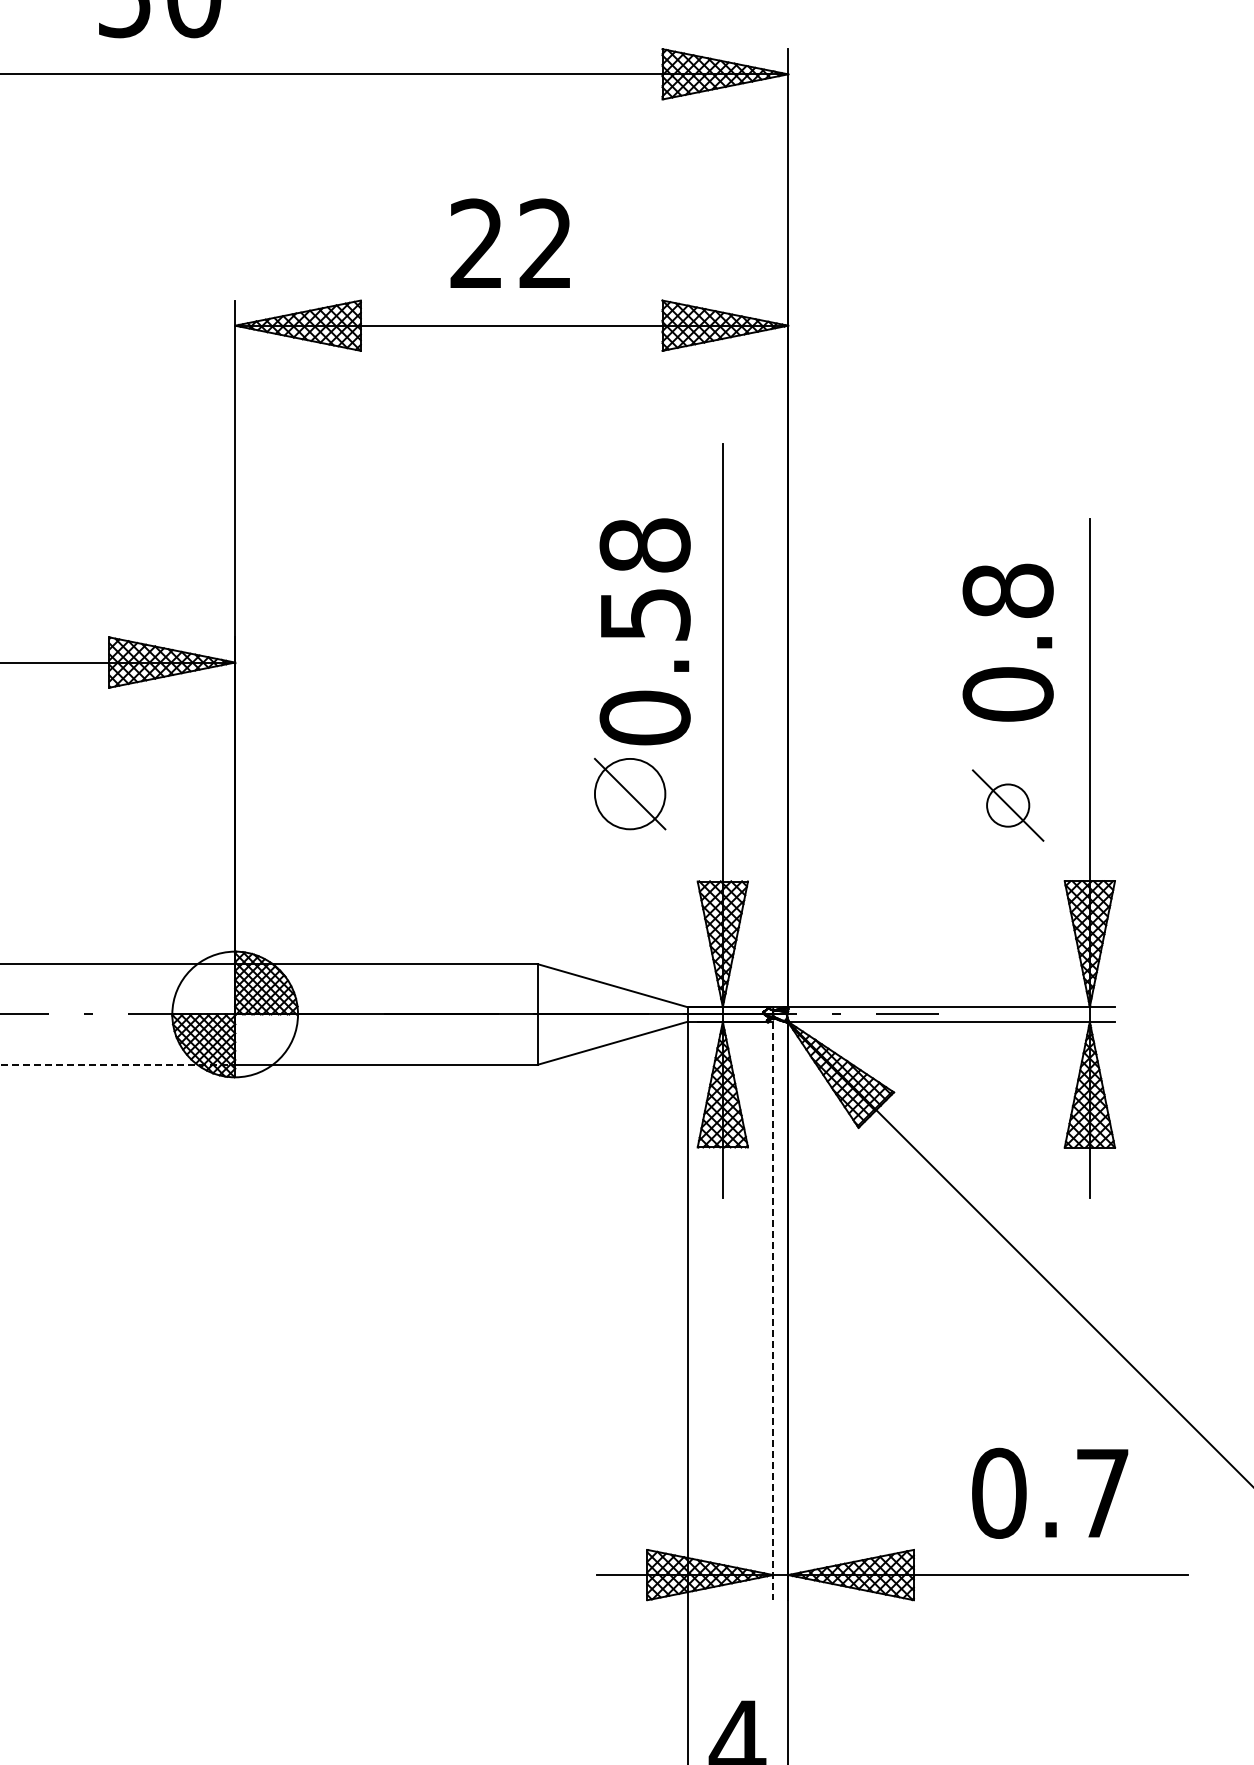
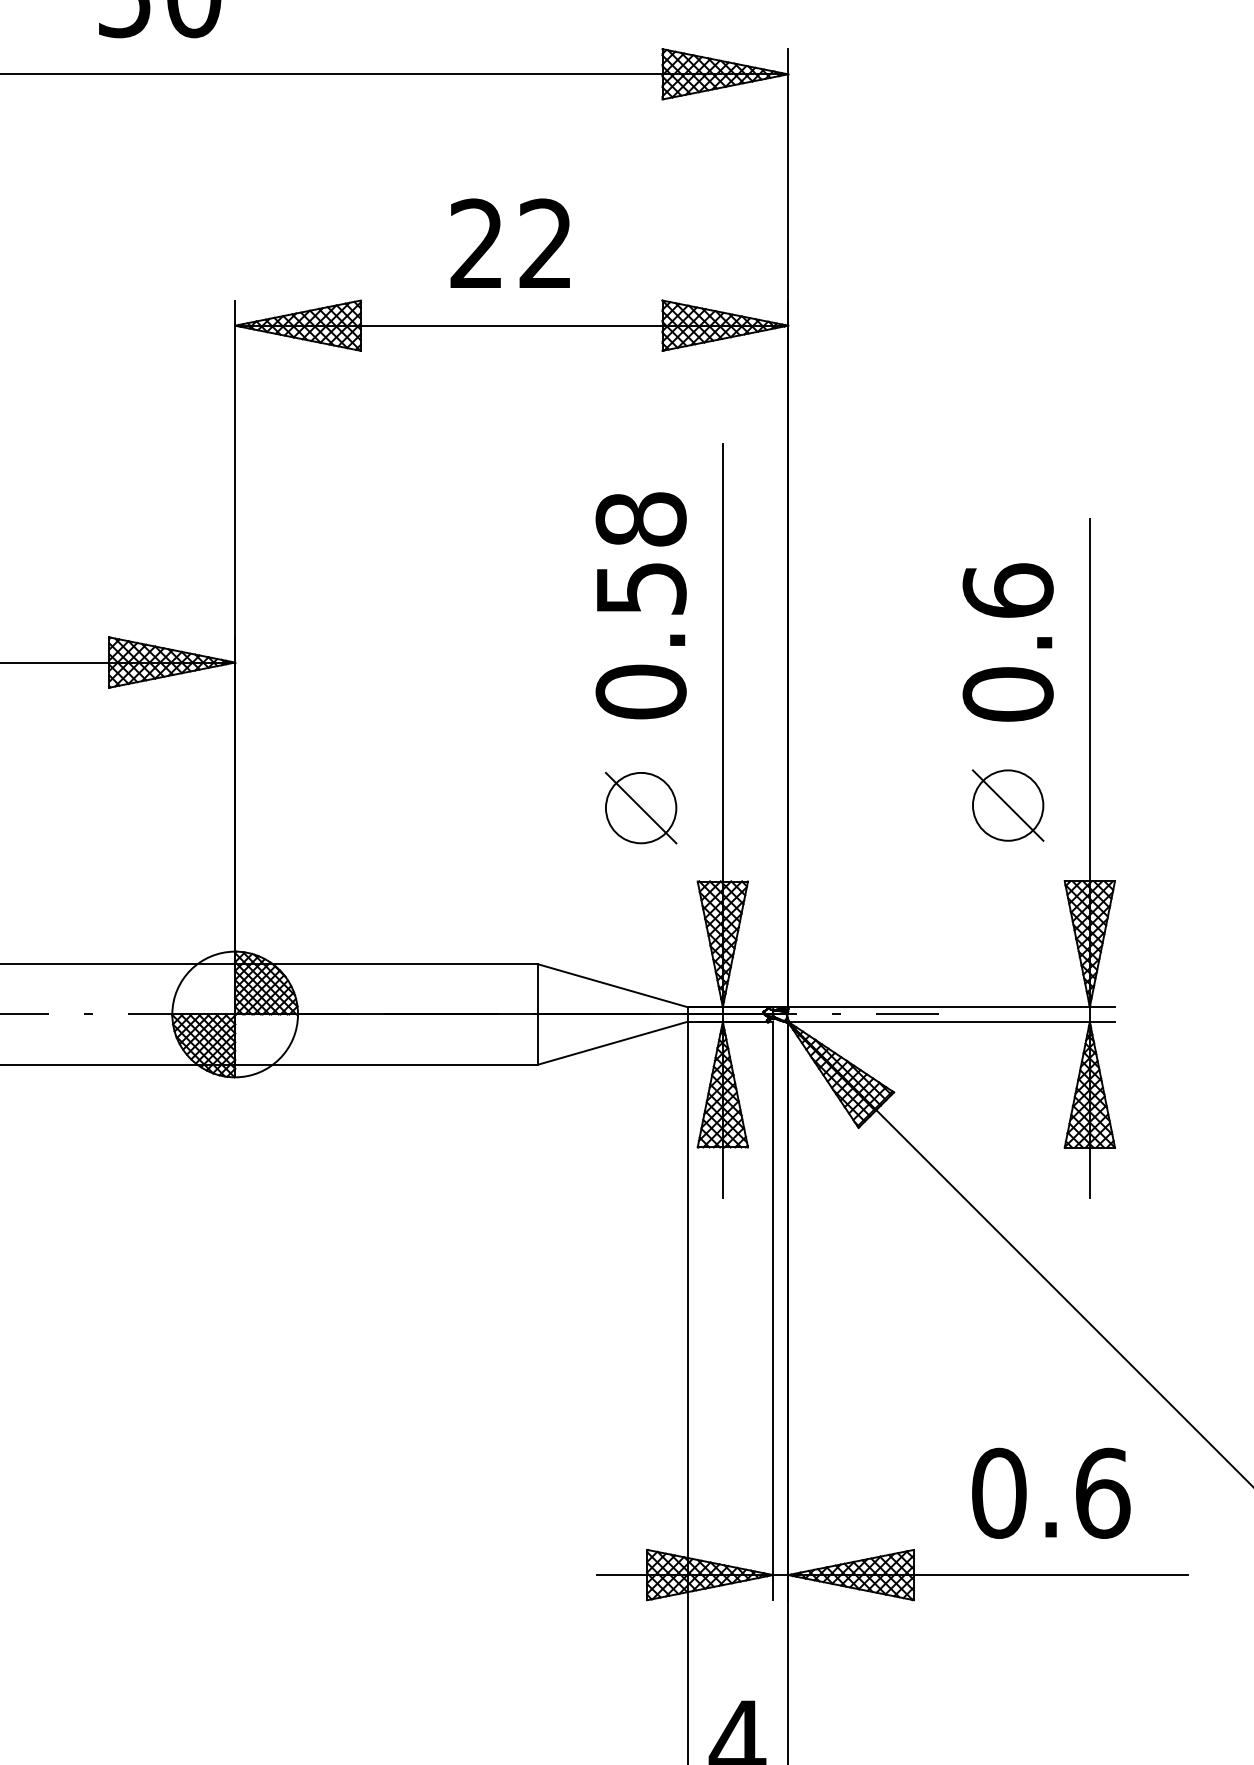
text: 0.8 -> 0.6 (1007, 590)
text position: (644, 631) -> (640, 605) (640, 605)
part position: (630, 794) -> (641, 808) (641, 808)
circle diameter: 42 px -> 70 px (1007, 805)
line: dashed -> solid (118, 1064)
line: dashed -> solid (773, 1311)
text: 0.7 -> 0.6 (1103, 1492)
